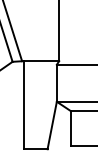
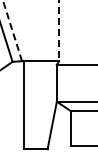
line: solid -> dashed (12, 30)
line: solid -> dashed (59, 31)
